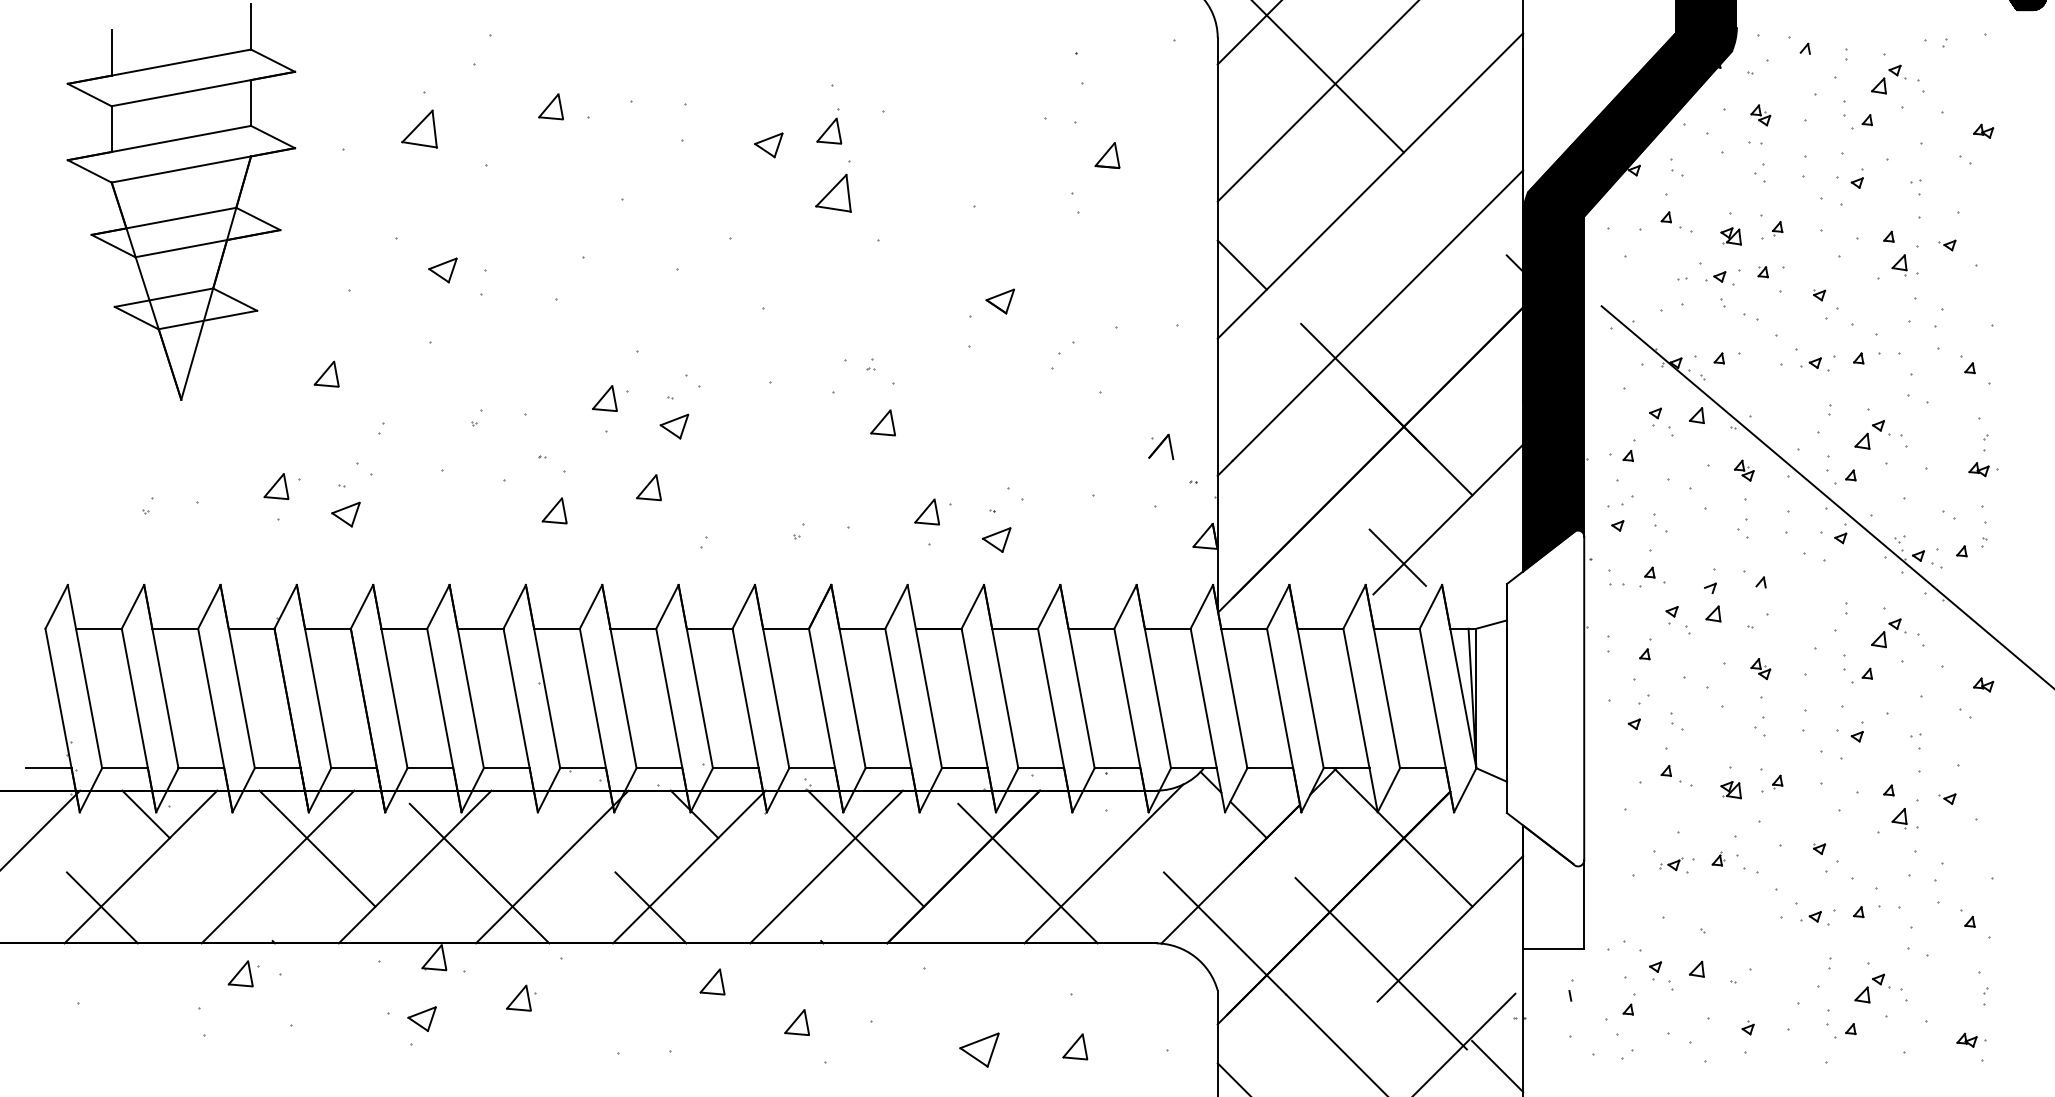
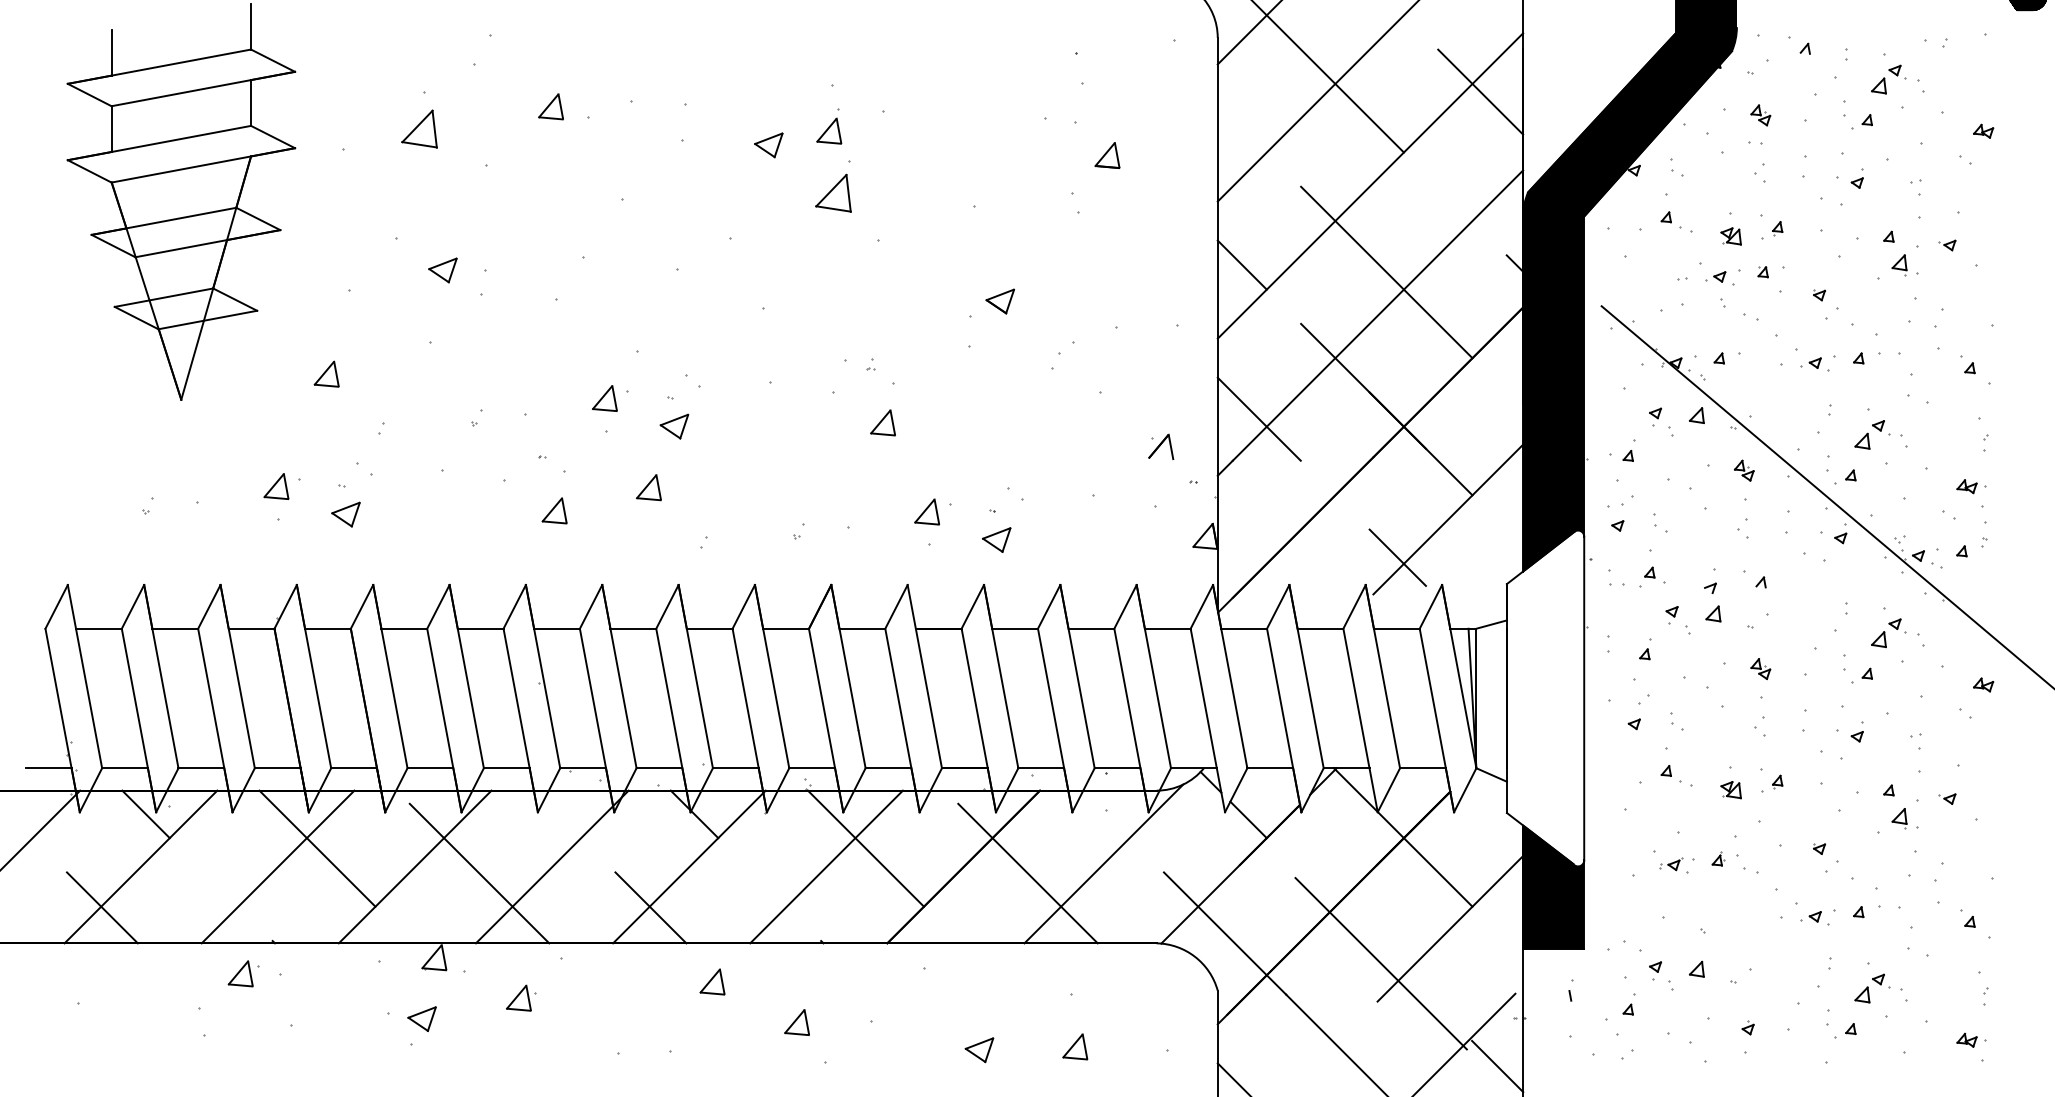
line: none -> present (1480, 91)
line: none -> present (1386, 272)
line: none -> present (1258, 418)
part position: (1983, 469) -> (1971, 486) (1971, 486)
fill: none -> present (1553, 887)
part size: 41x36 px -> 31x27 px (979, 1050)
